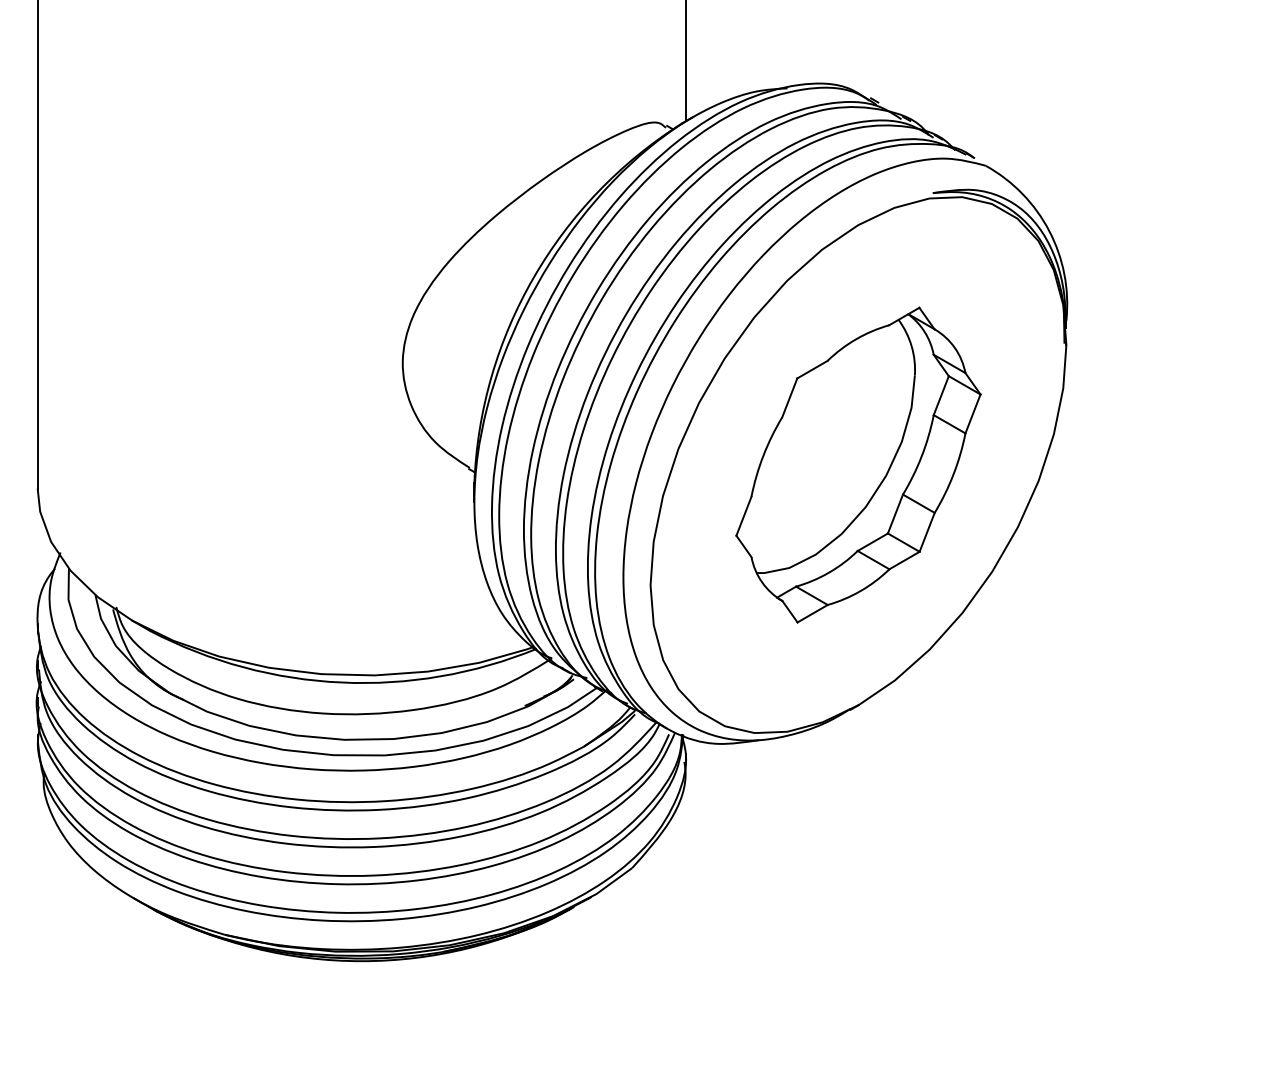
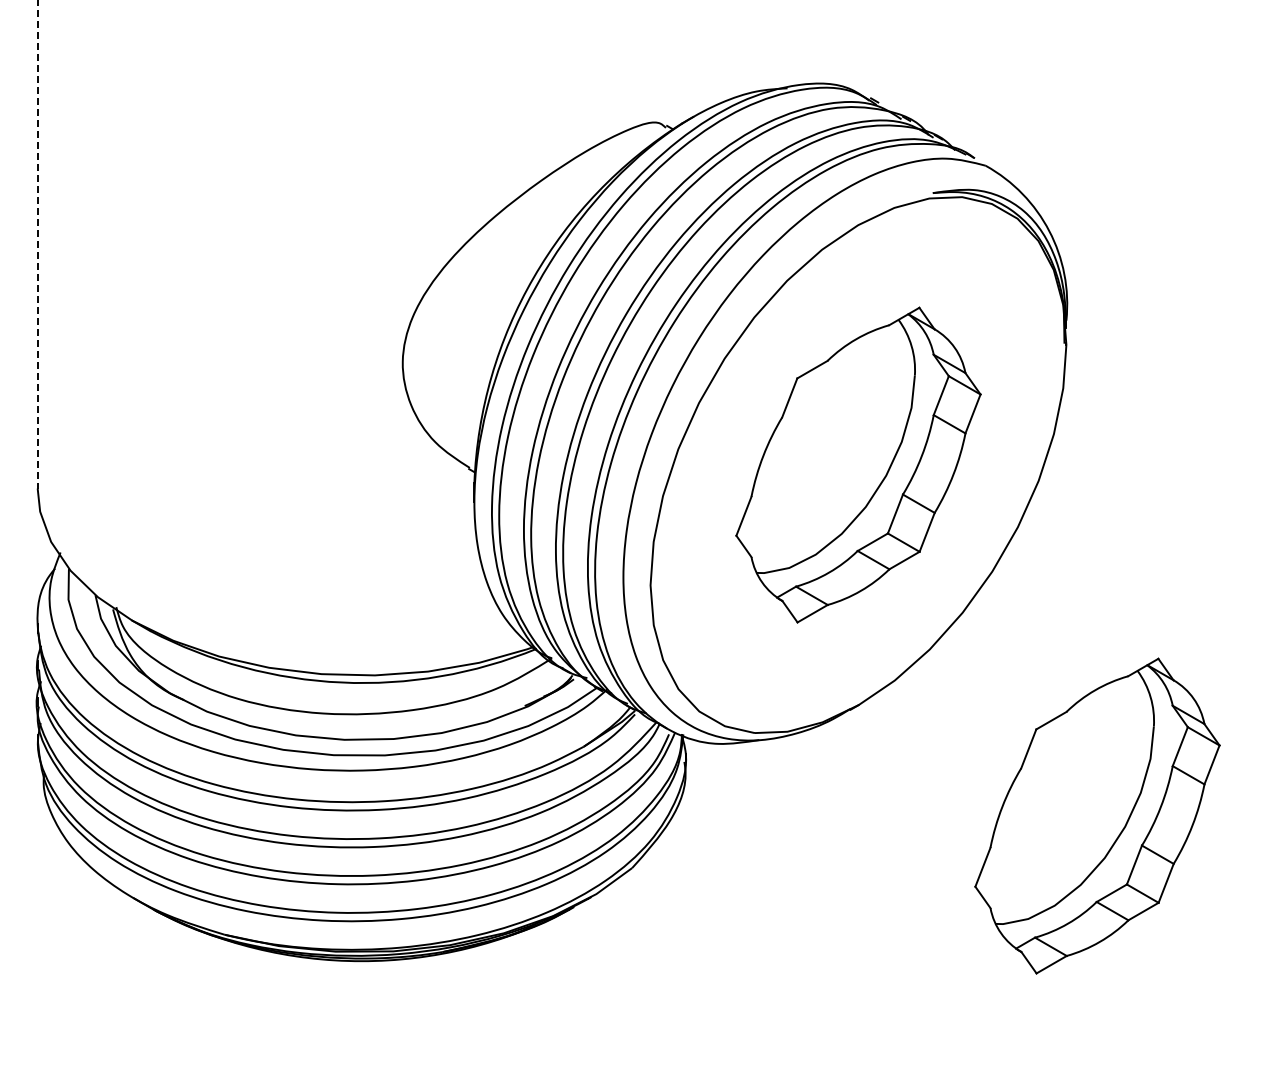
line: present -> none (685, 61)
line: solid -> dashed (37, 244)
part: none -> present (1097, 815)
